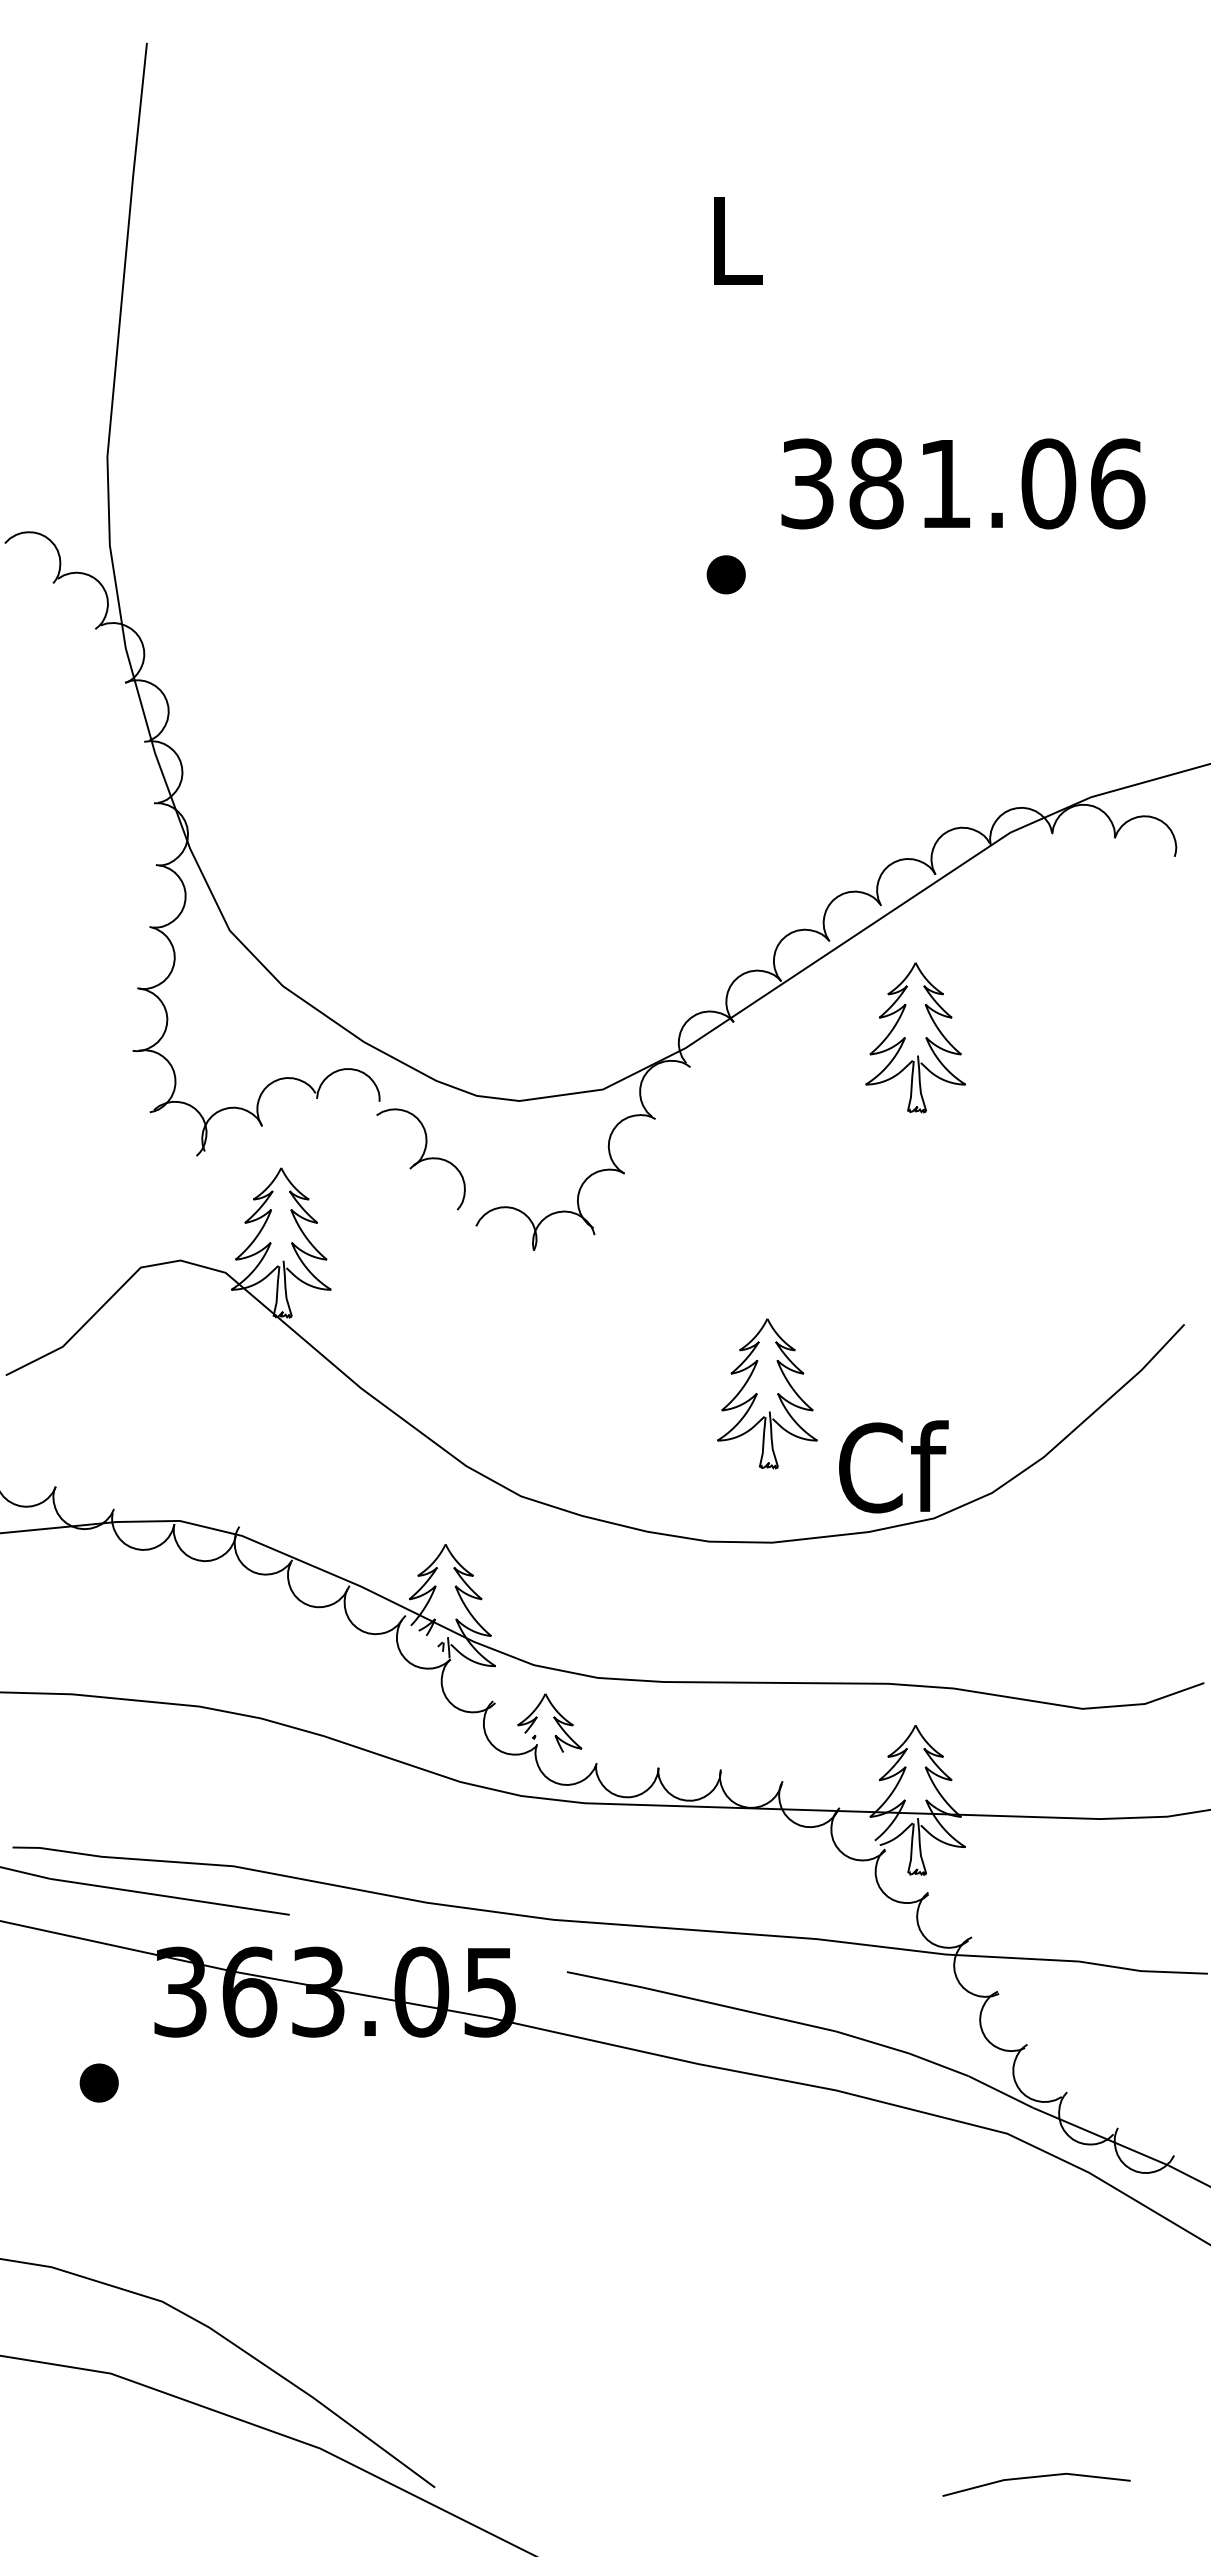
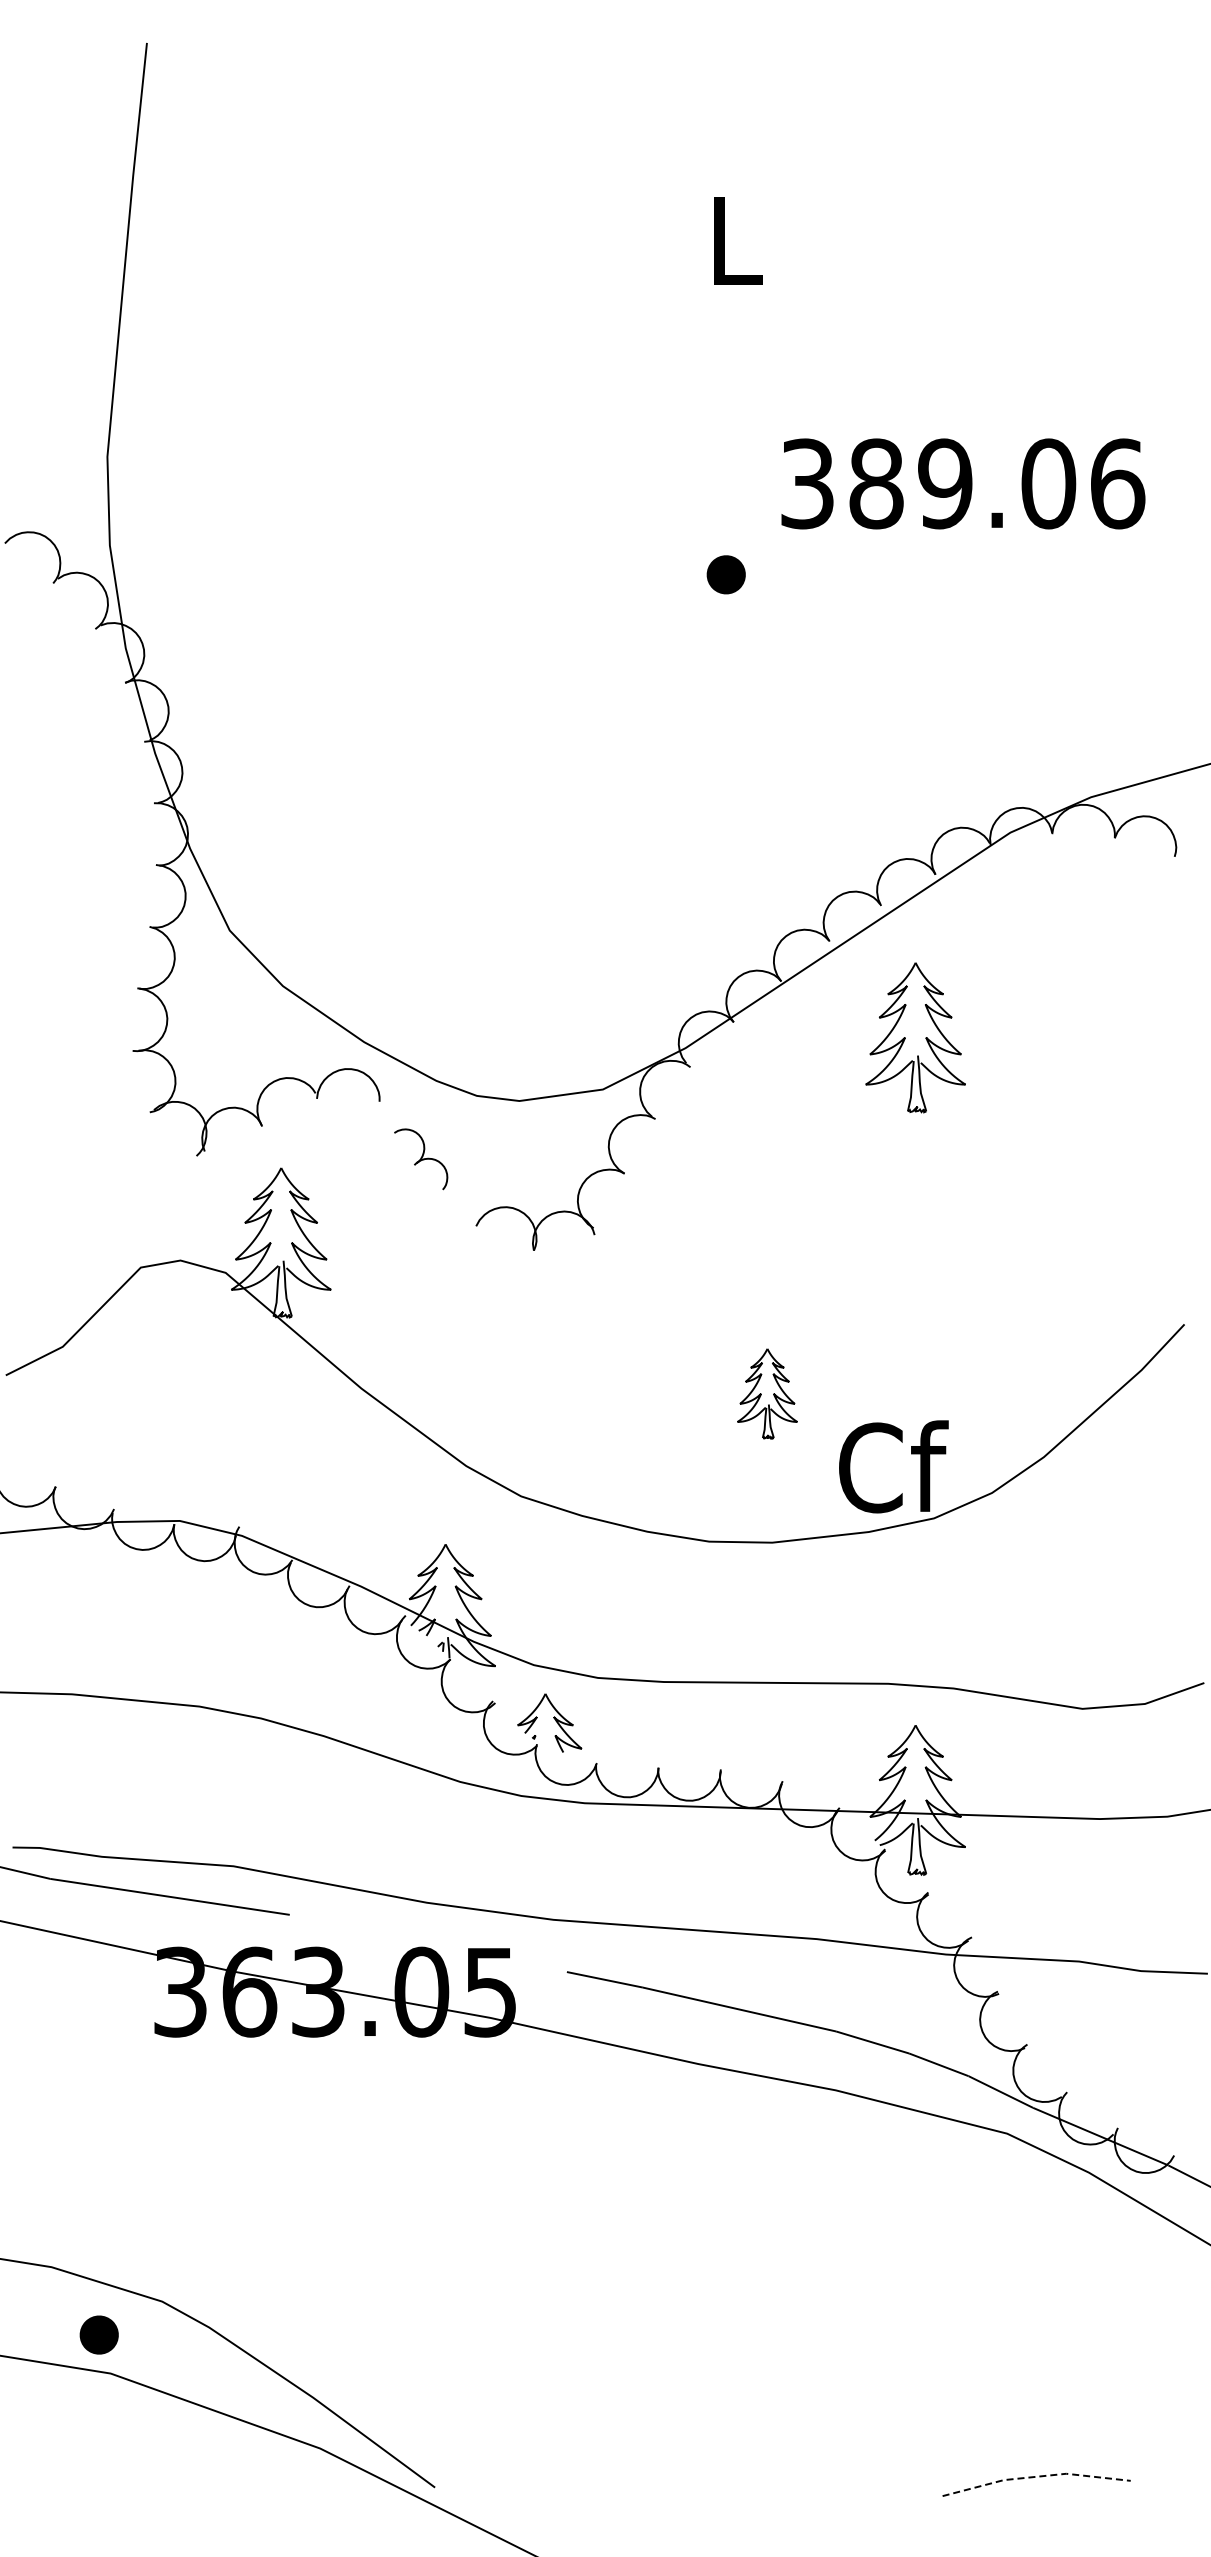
text: 381.06 -> 389.06 (945, 483)
part size: 90x103 px -> 55x63 px (421, 1159)
part size: 101x152 px -> 61x92 px (767, 1393)
part position: (98, 2082) -> (98, 2334) (98, 2334)
line: solid -> dashed (1035, 2476)
